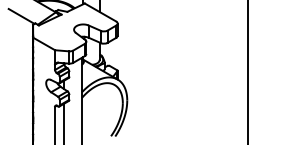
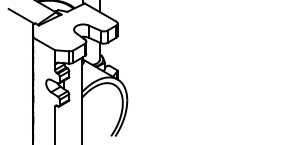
line: present -> none (248, 71)
line: present -> none (64, 122)
